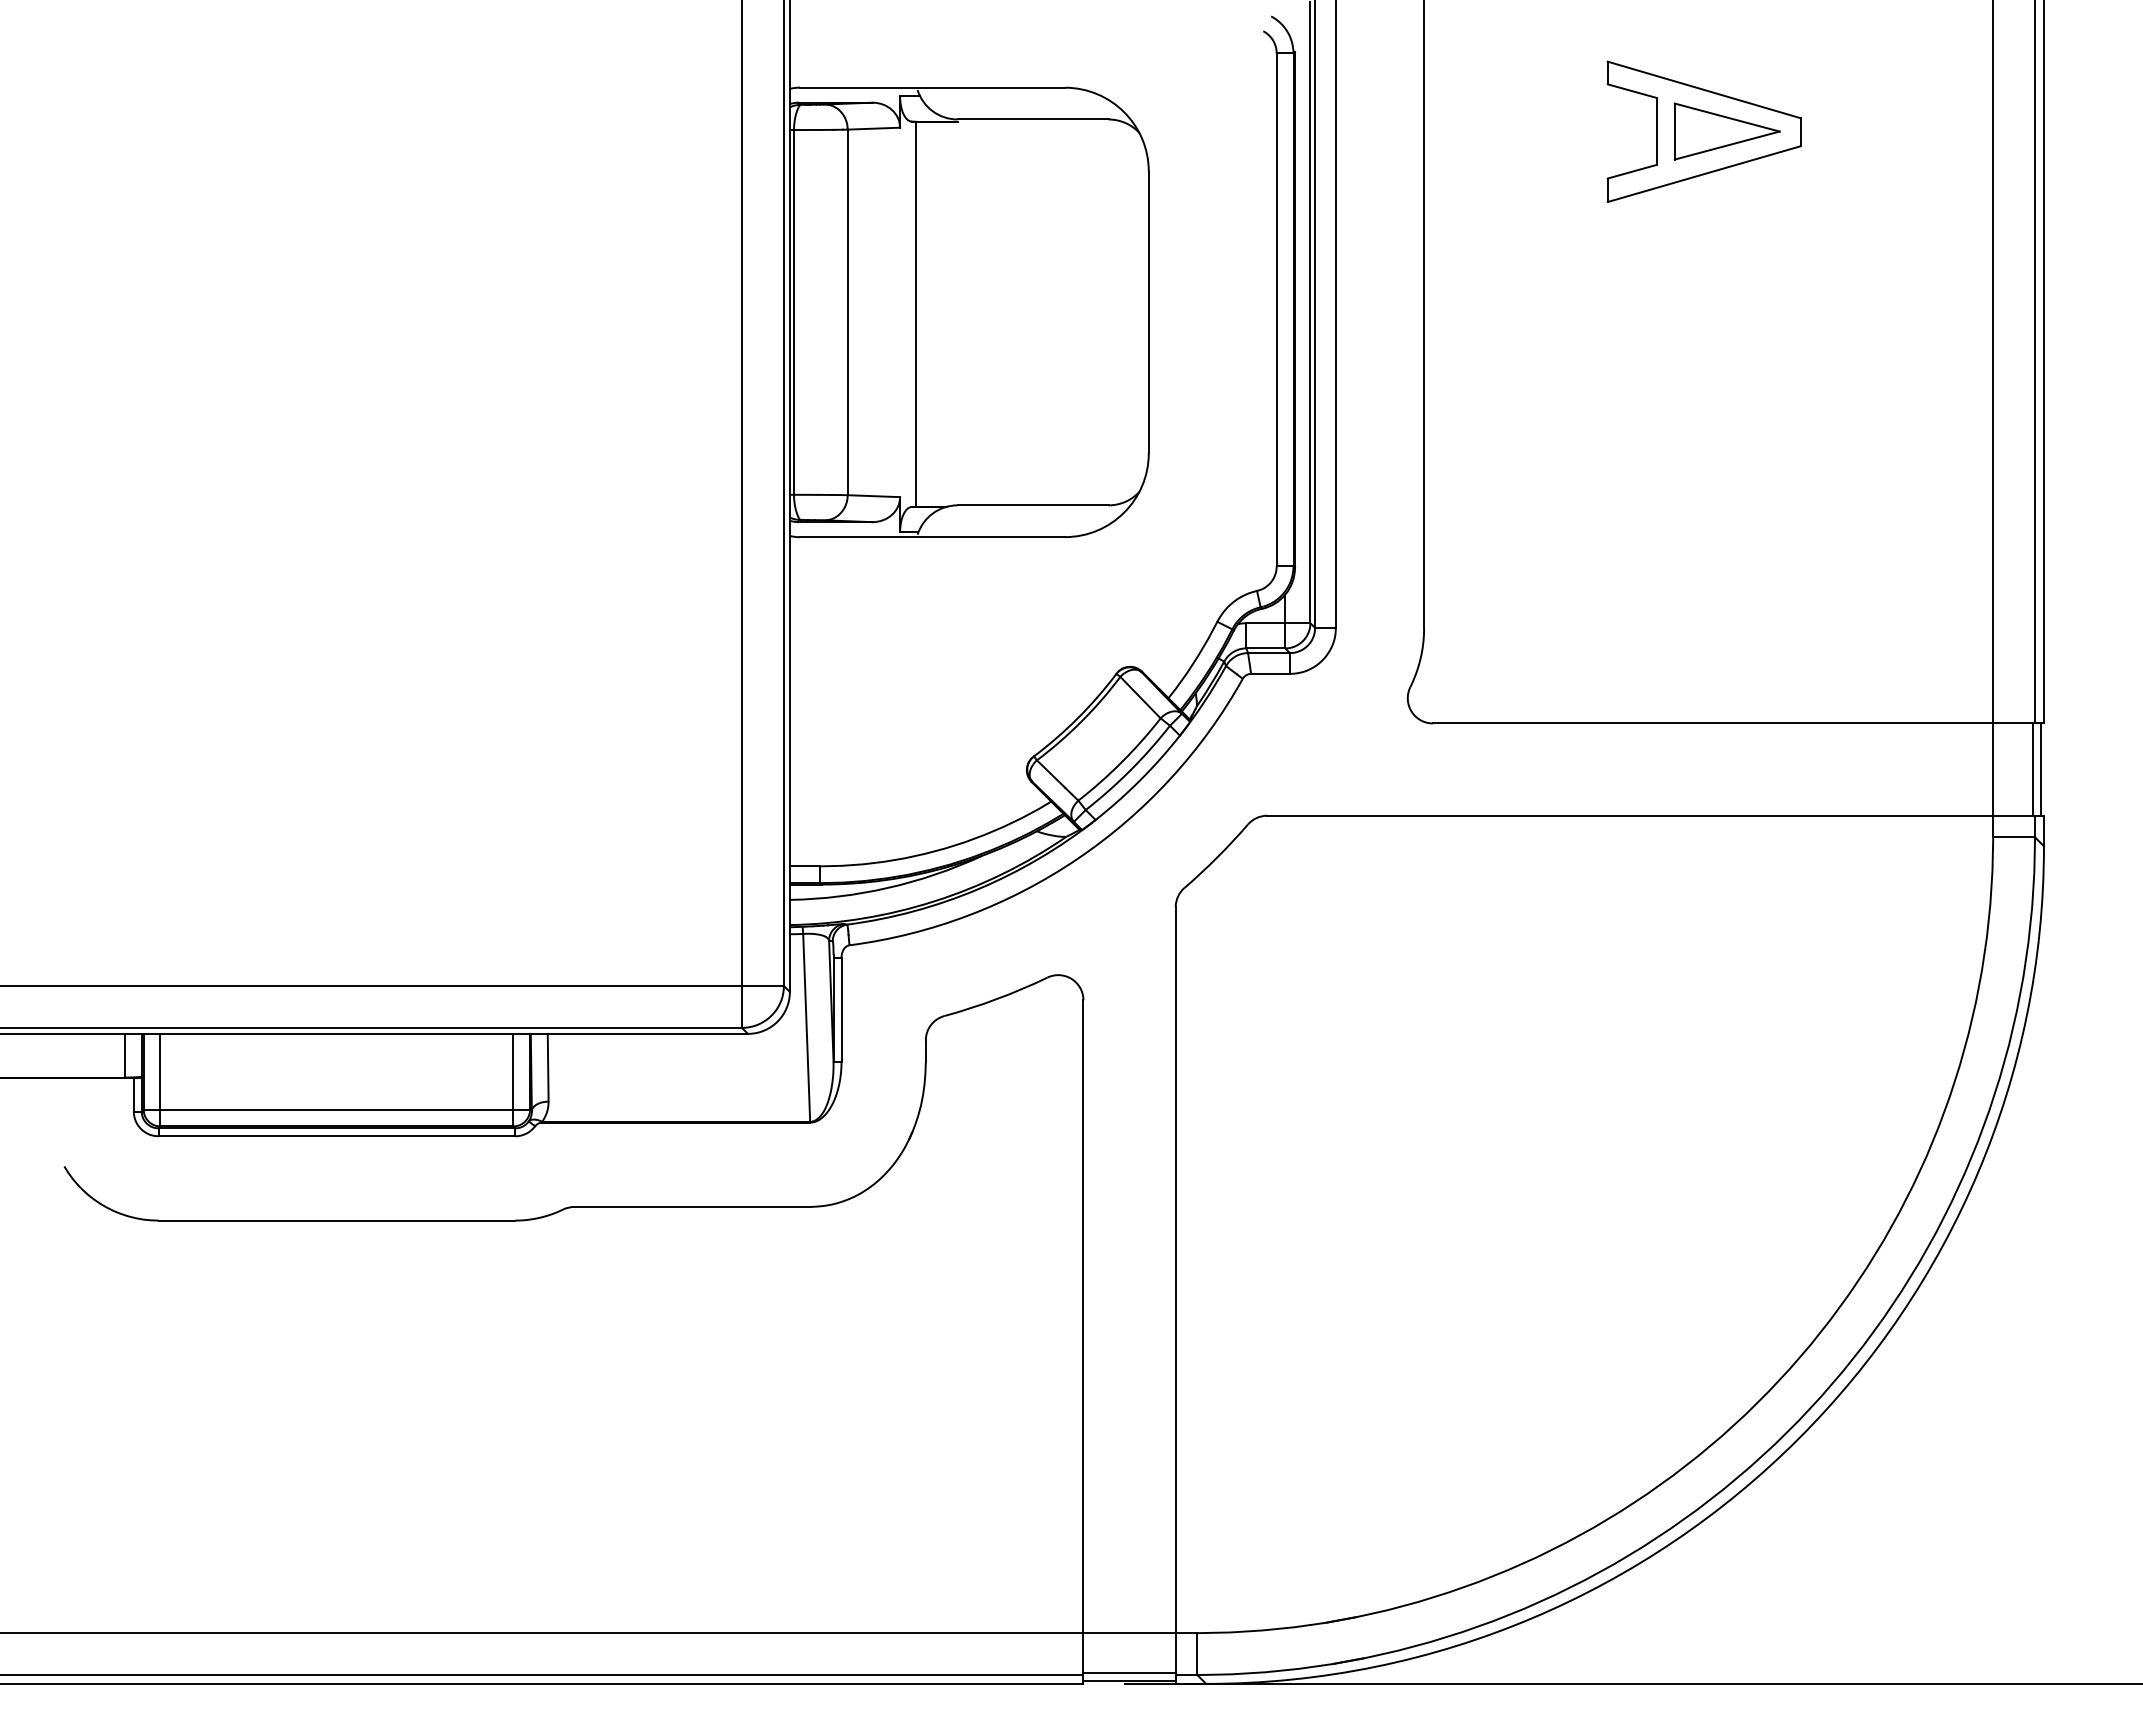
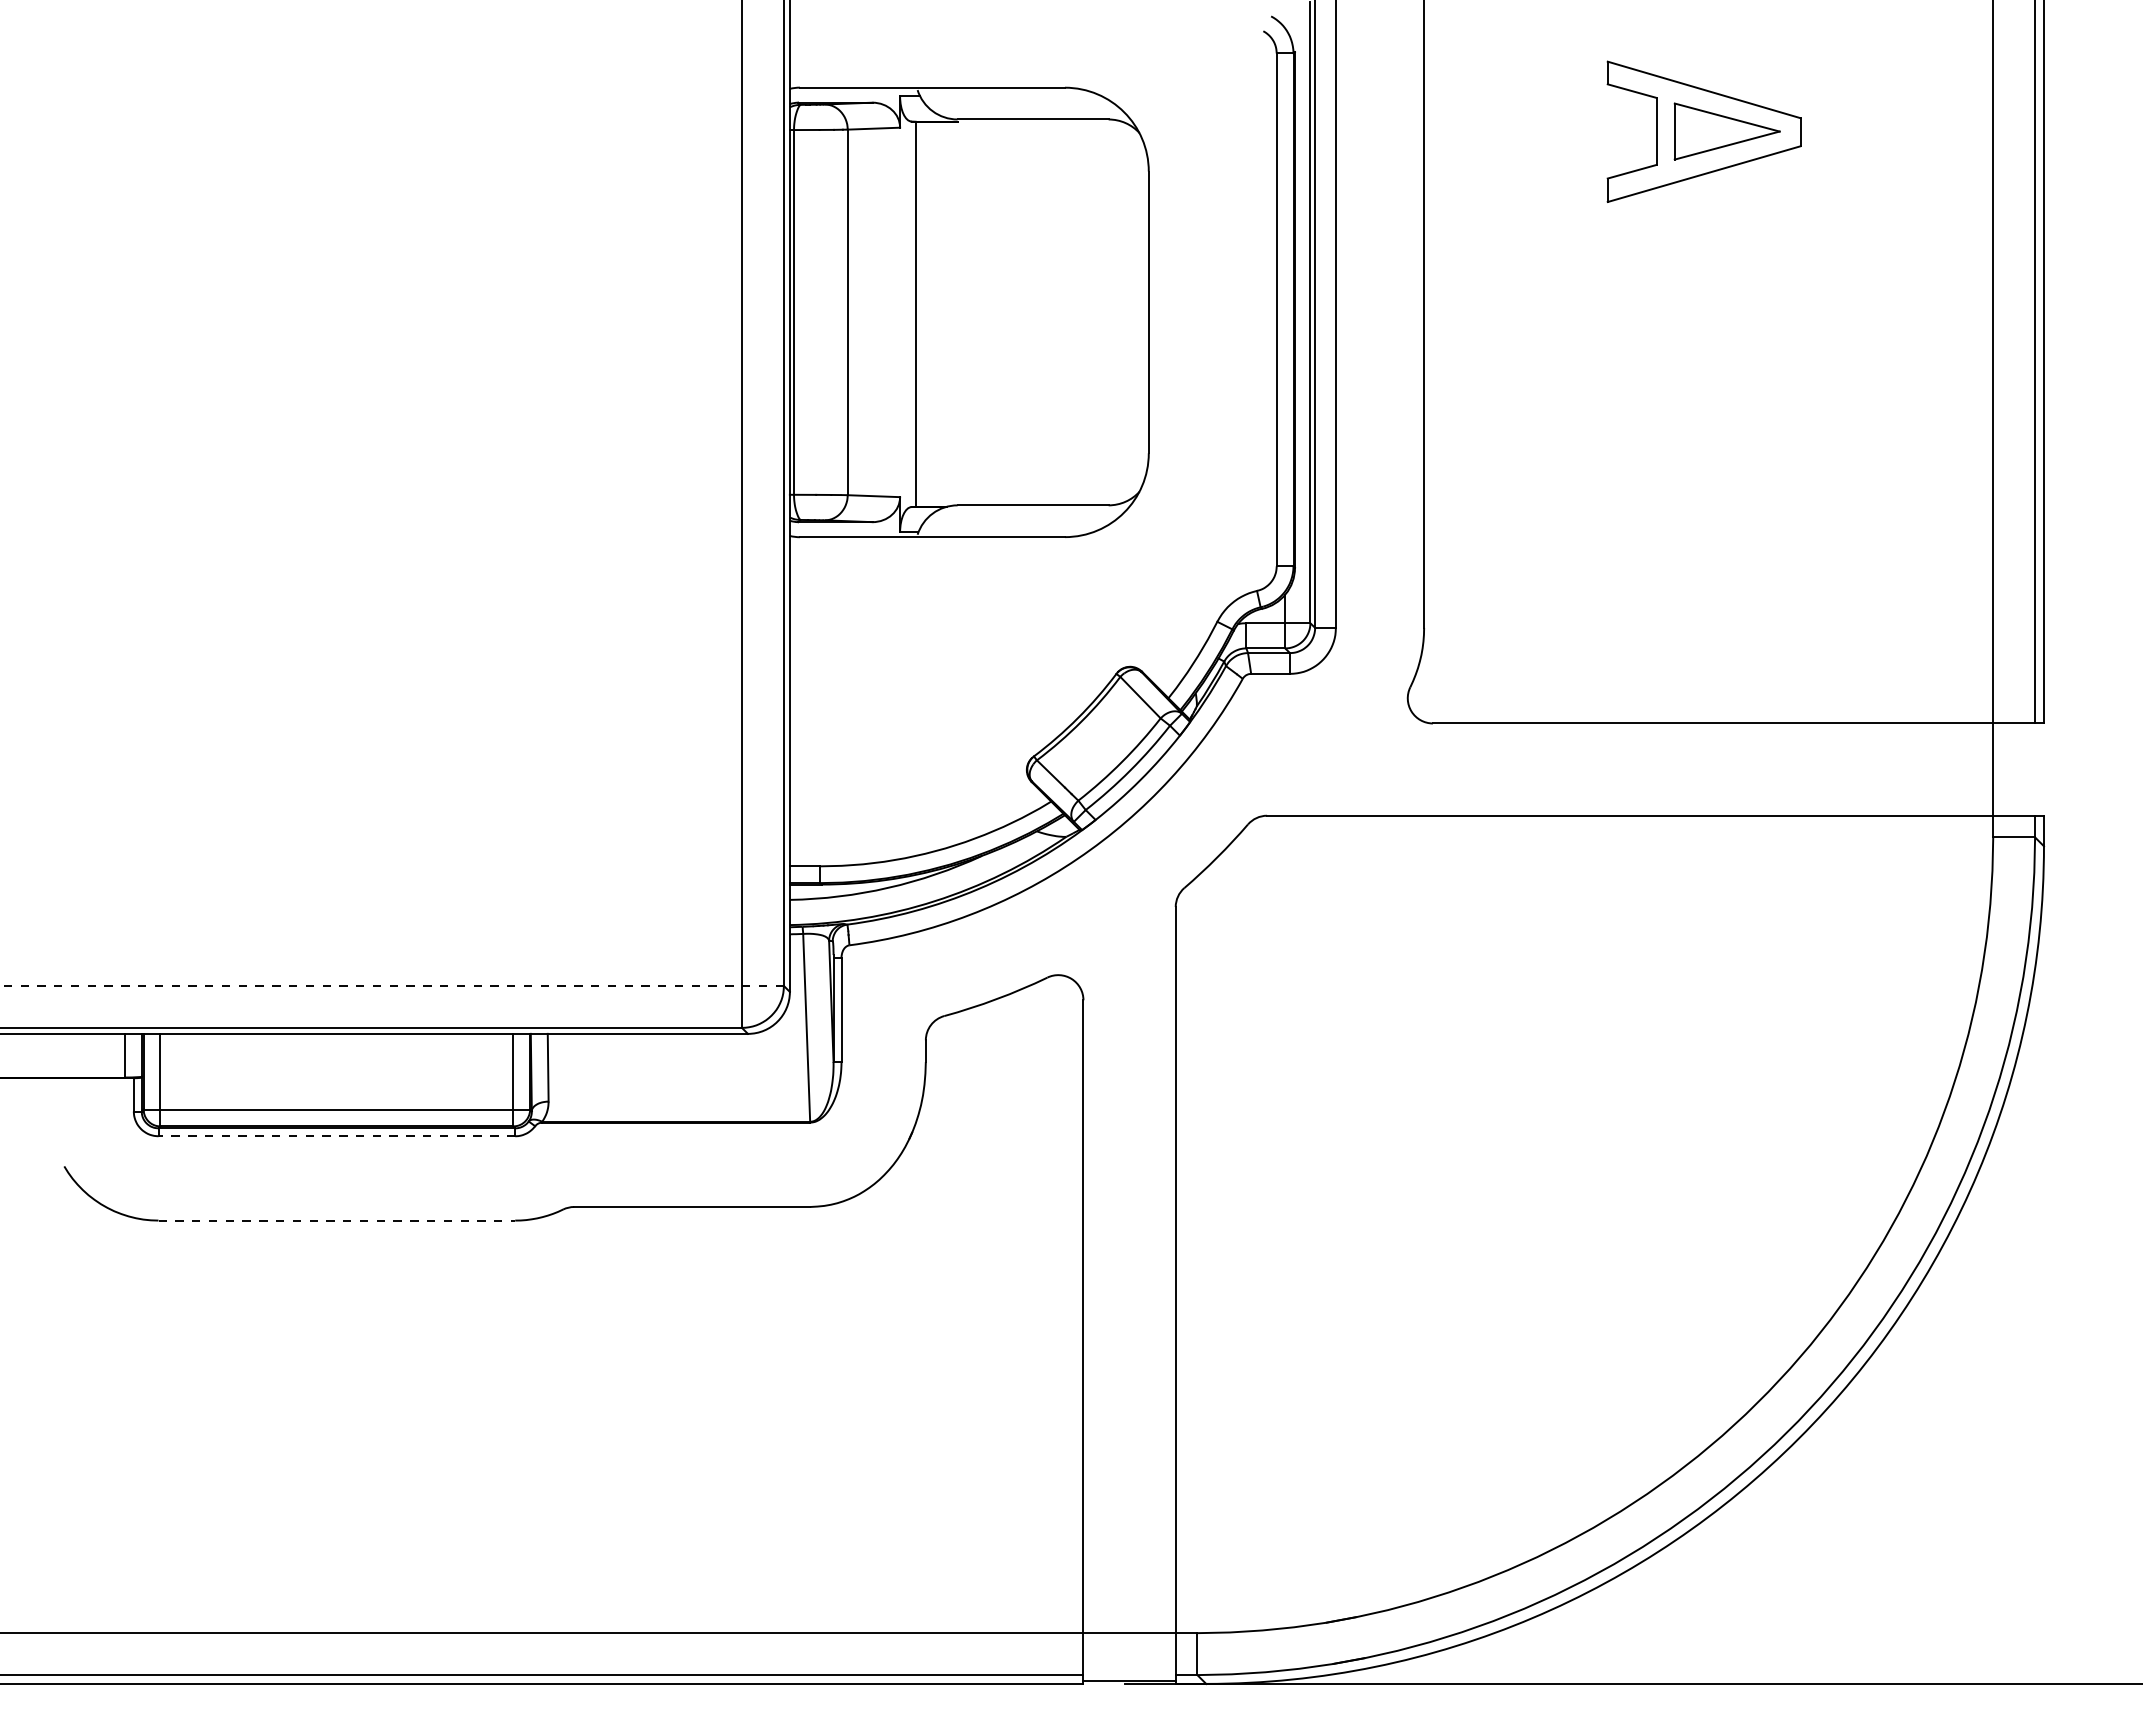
line: present -> none (2032, 769)
line: present -> none (2041, 769)
line: solid -> dashed (391, 985)
line: solid -> dashed (336, 1136)
line: solid -> dashed (337, 1220)
line: present -> none (1129, 1672)
